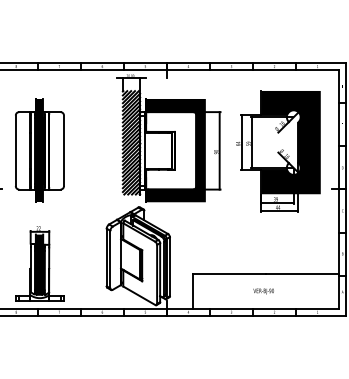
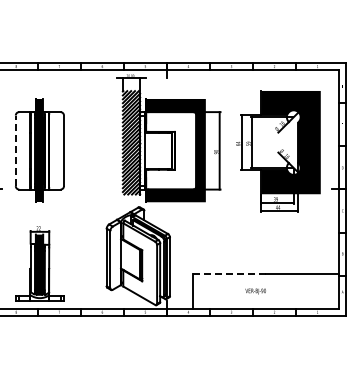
line: solid -> dashed (15, 150)
line: solid -> dashed (229, 274)
text position: (263, 291) -> (255, 291) (255, 291)
